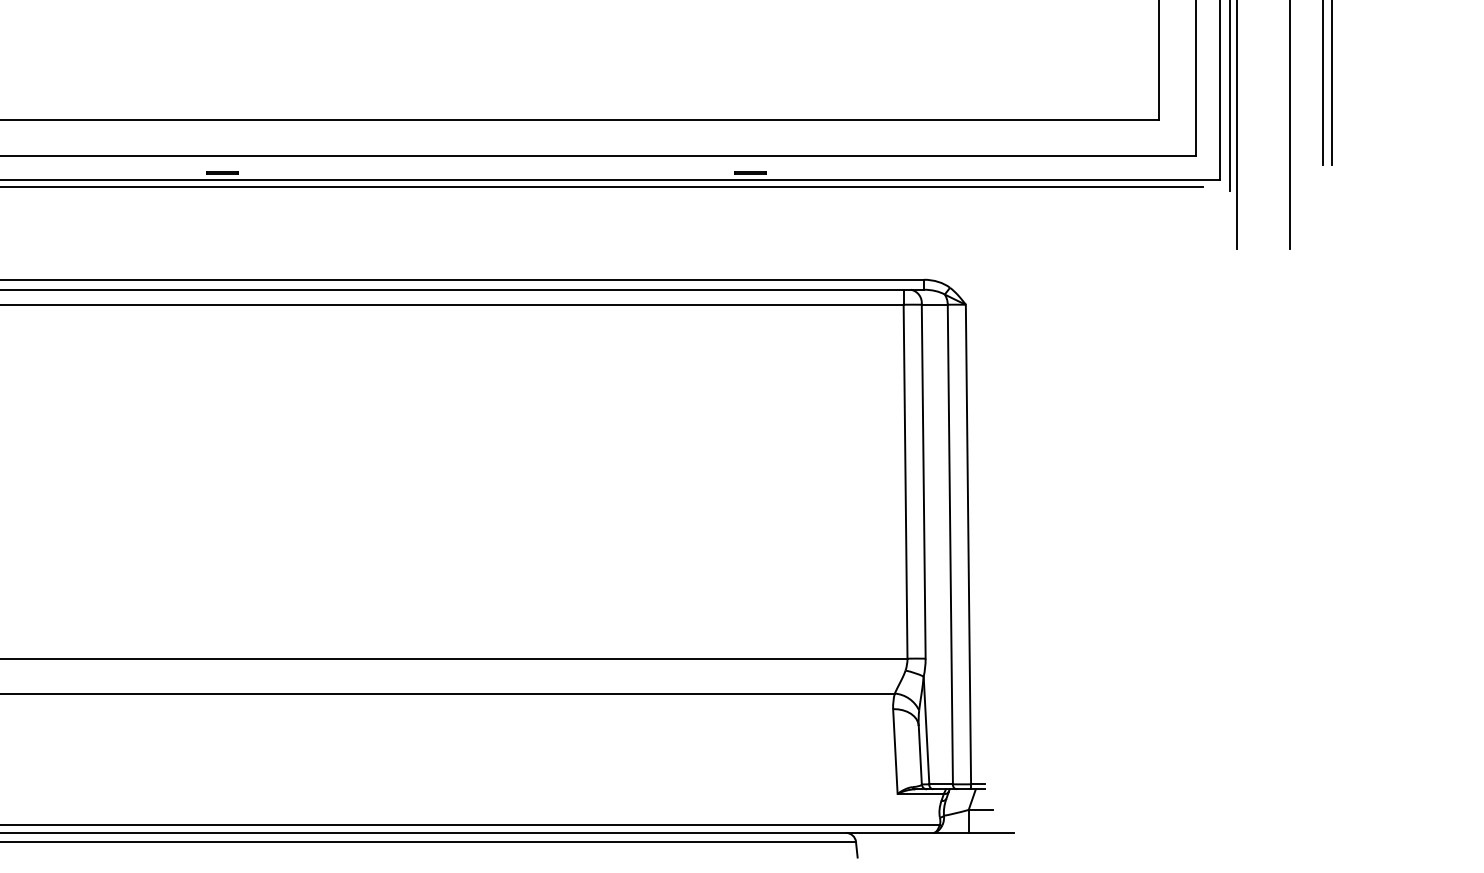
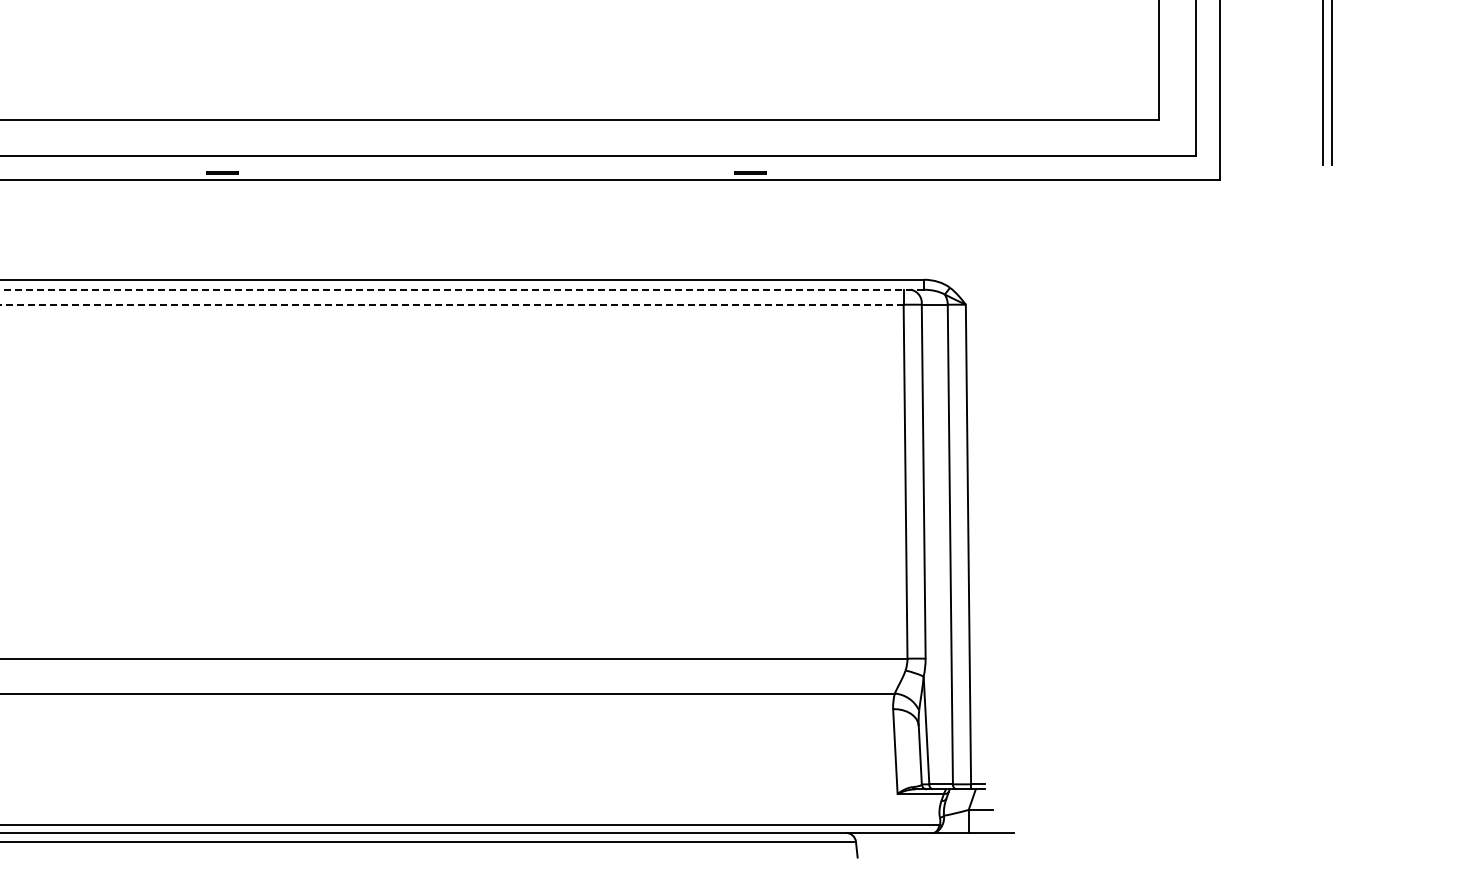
line: present -> none (1230, 96)
line: present -> none (1236, 125)
line: present -> none (1290, 125)
line: present -> none (602, 187)
line: solid -> dashed (462, 289)
line: solid -> dashed (451, 304)
